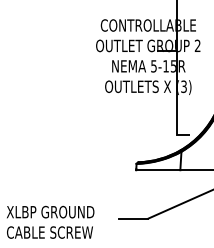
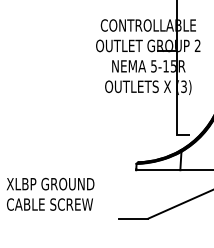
text position: (50, 221) -> (50, 193) (50, 193)
